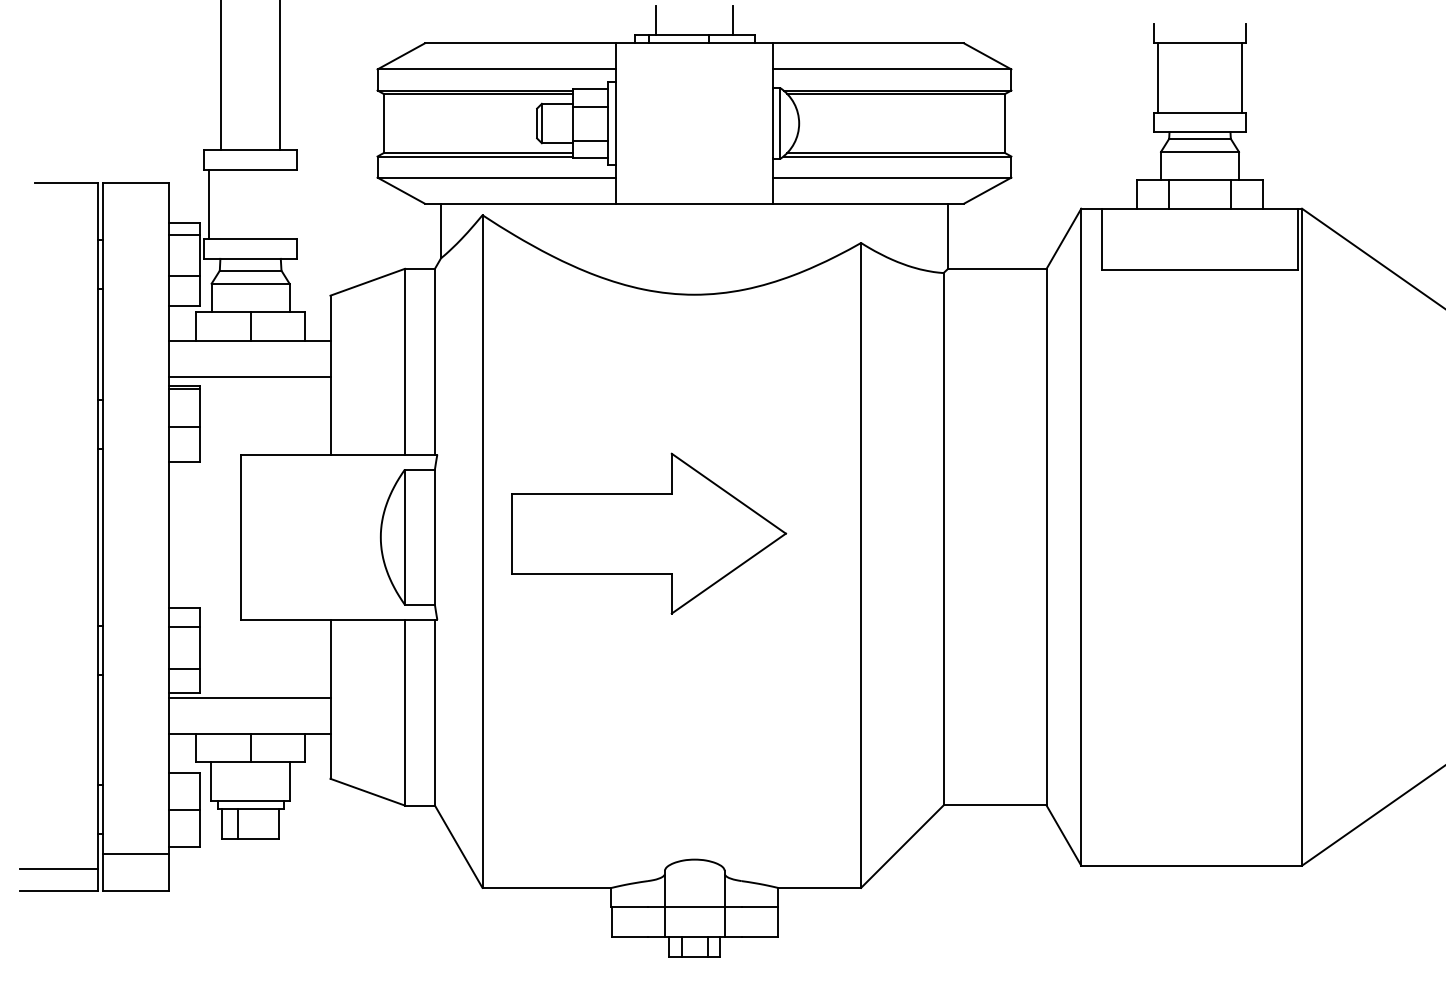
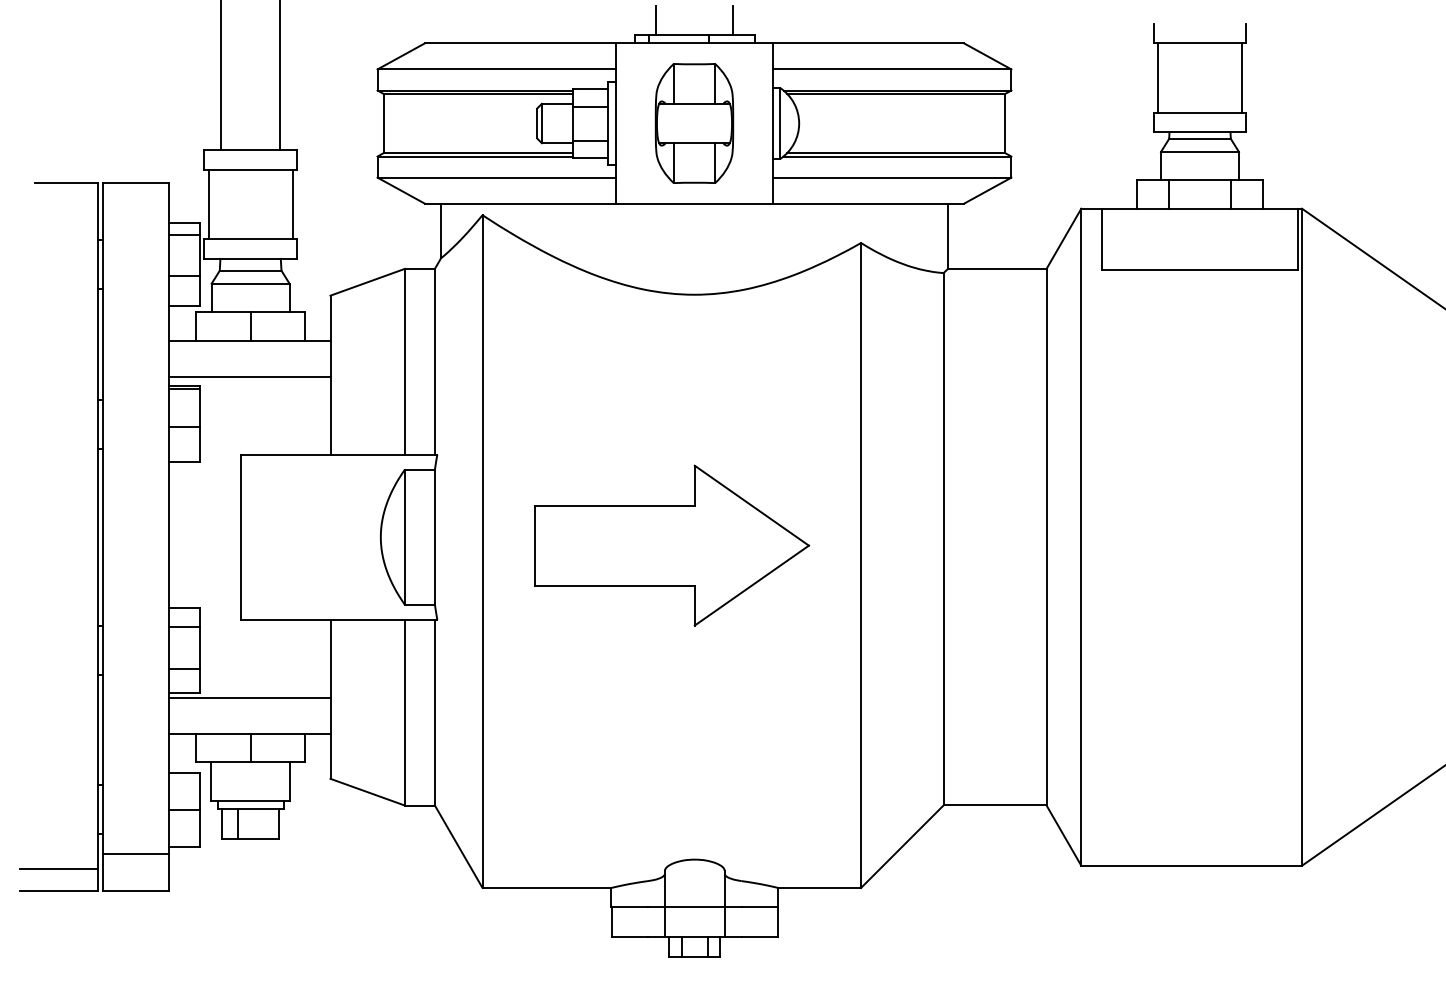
part: none -> present (694, 123)
line: none -> present (292, 204)
part position: (649, 533) -> (672, 545) (672, 545)
